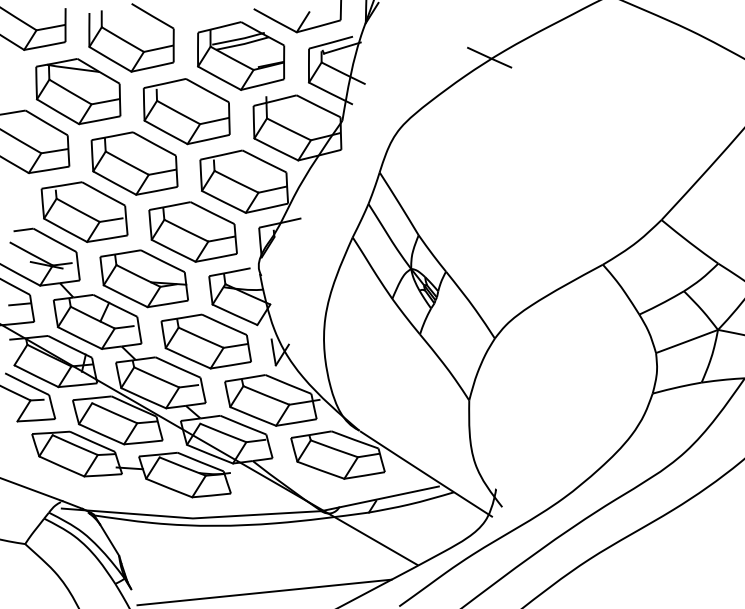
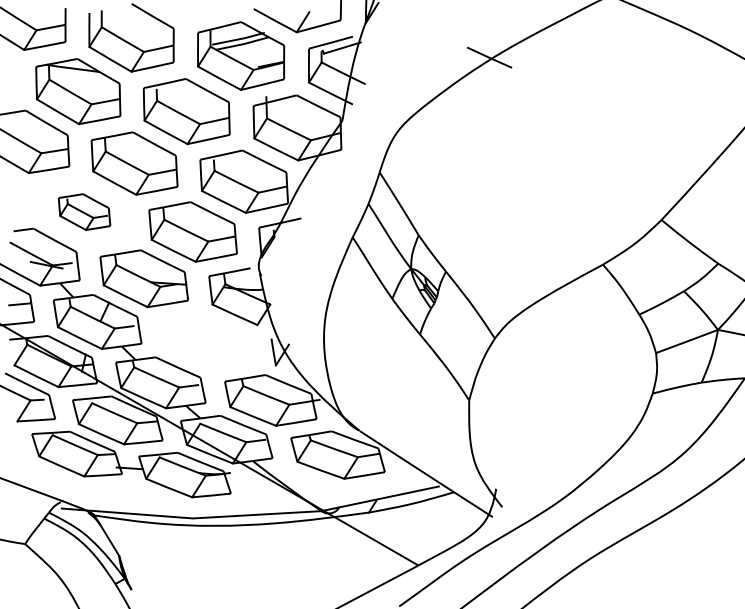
part size: 89x62 px -> 55x38 px (84, 211)
part: present -> none (205, 341)
line: present -> none (264, 592)
